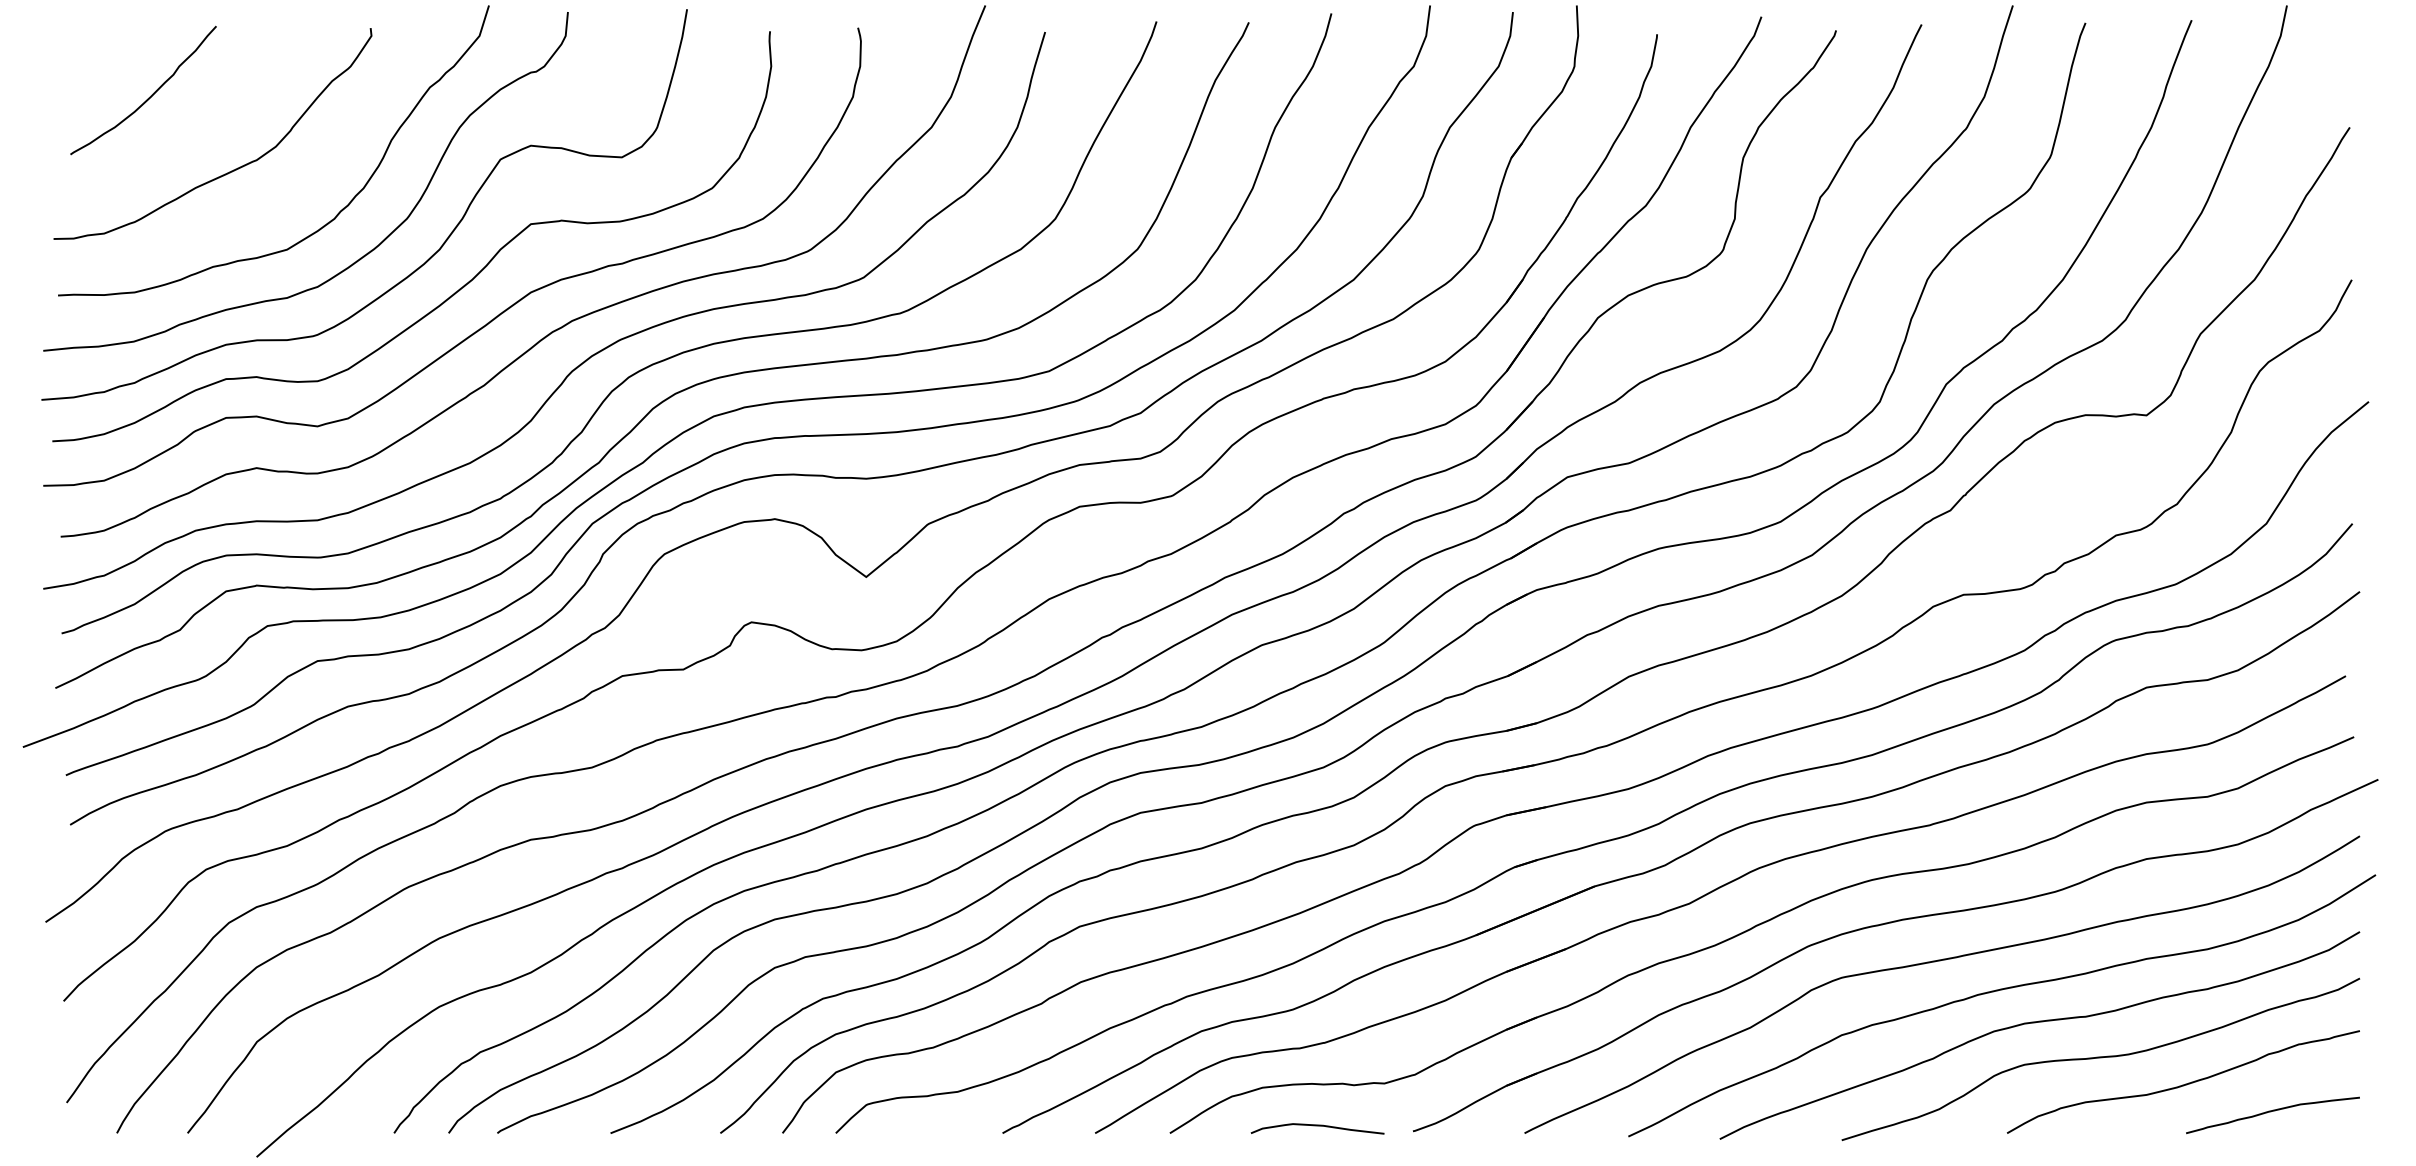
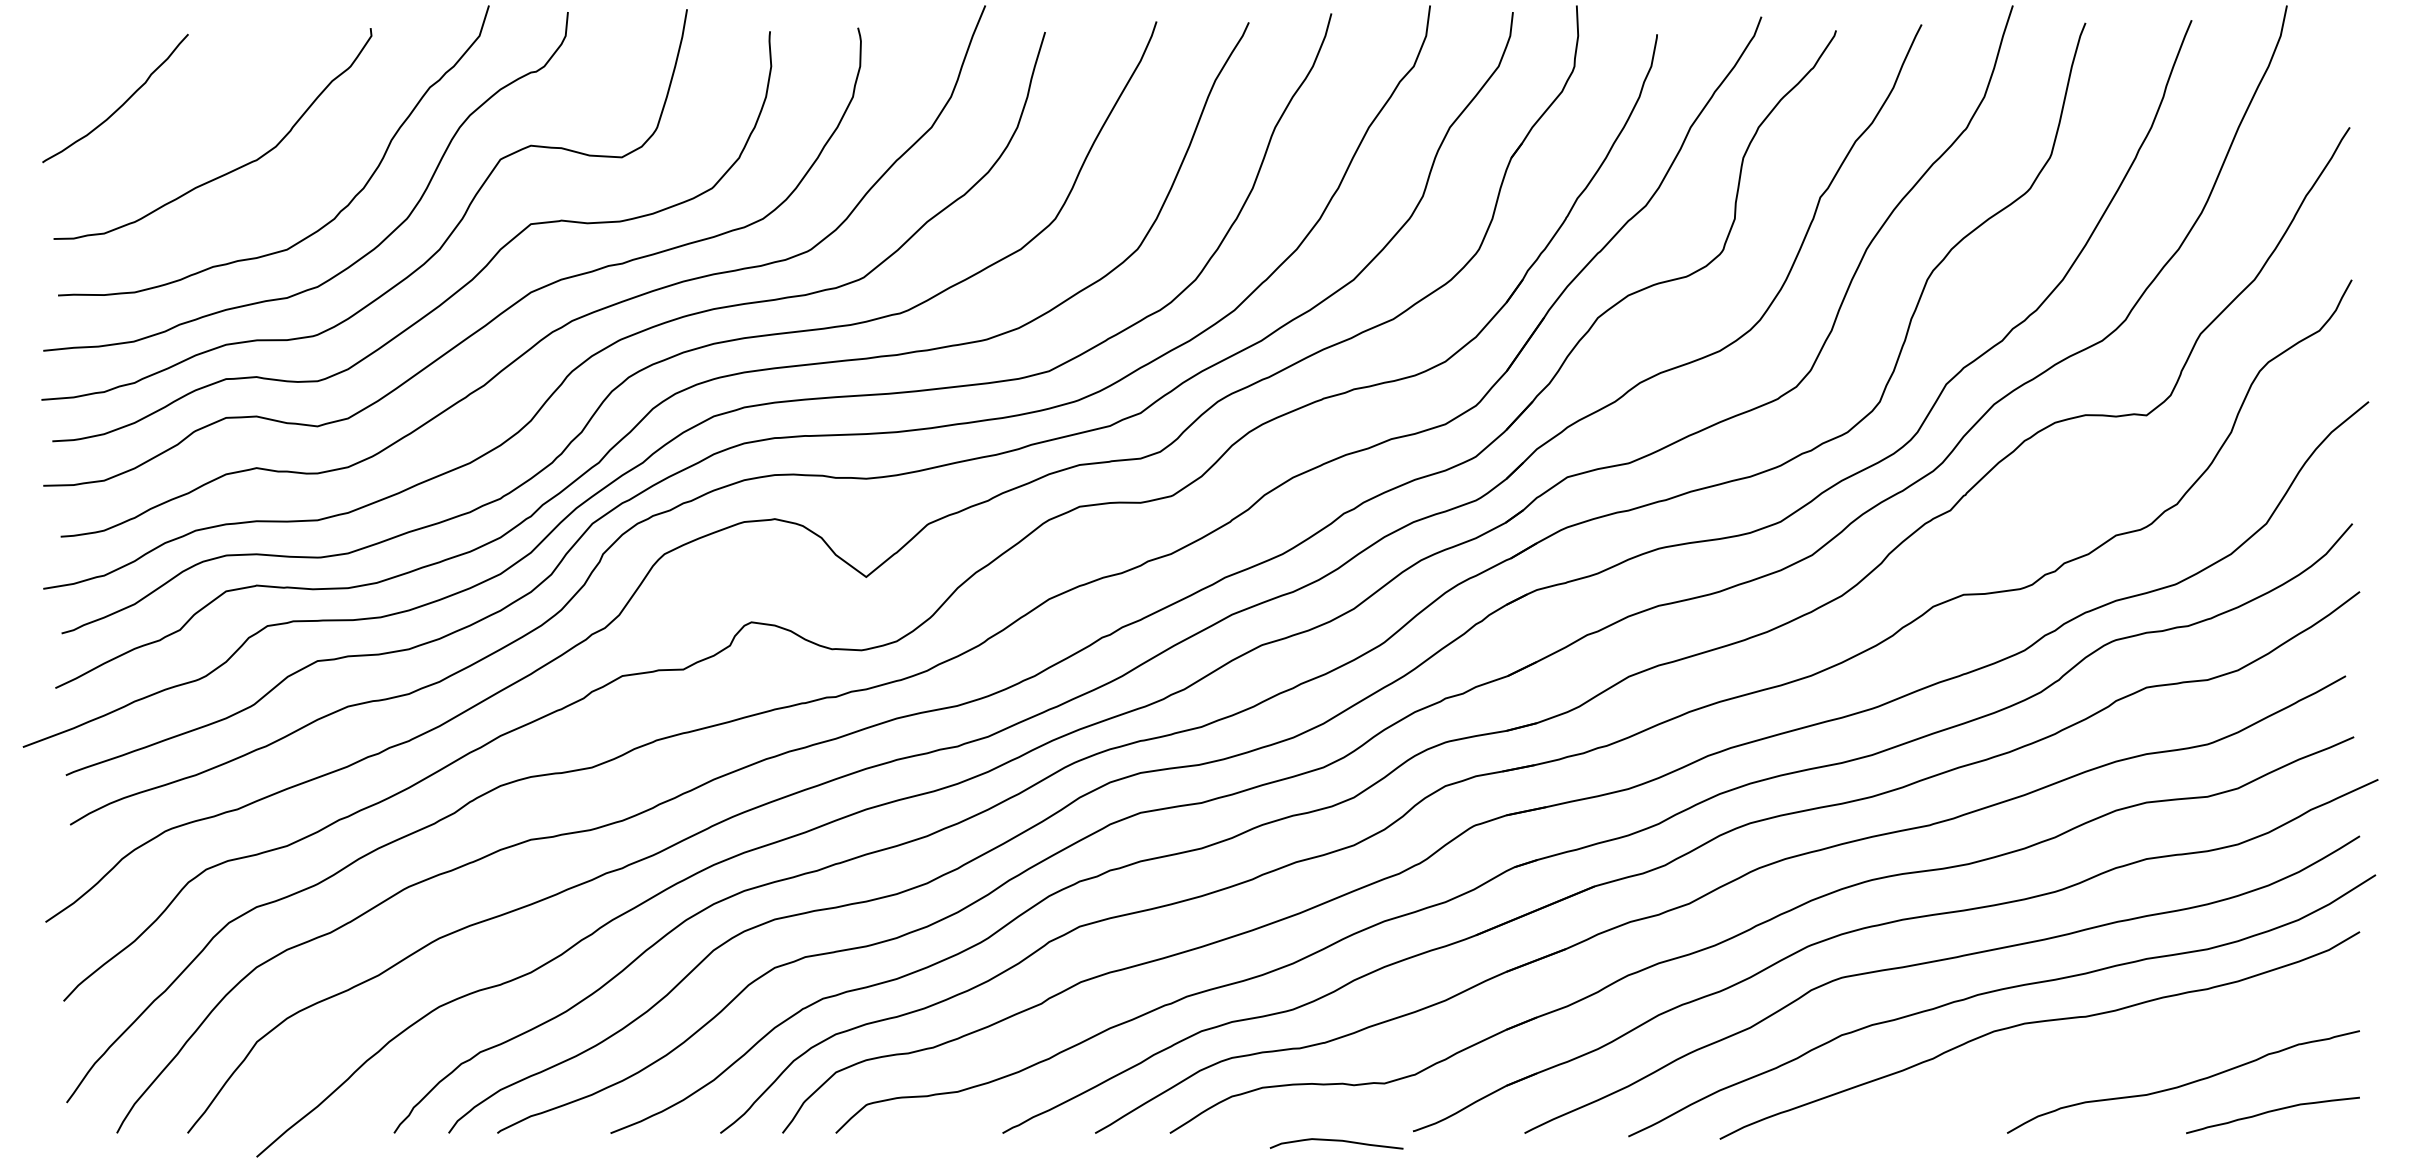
curve position: (149, 96) -> (121, 104) (121, 104)
curve: present -> none (2100, 1058)
curve position: (1317, 1126) -> (1336, 1141) (1336, 1141)
